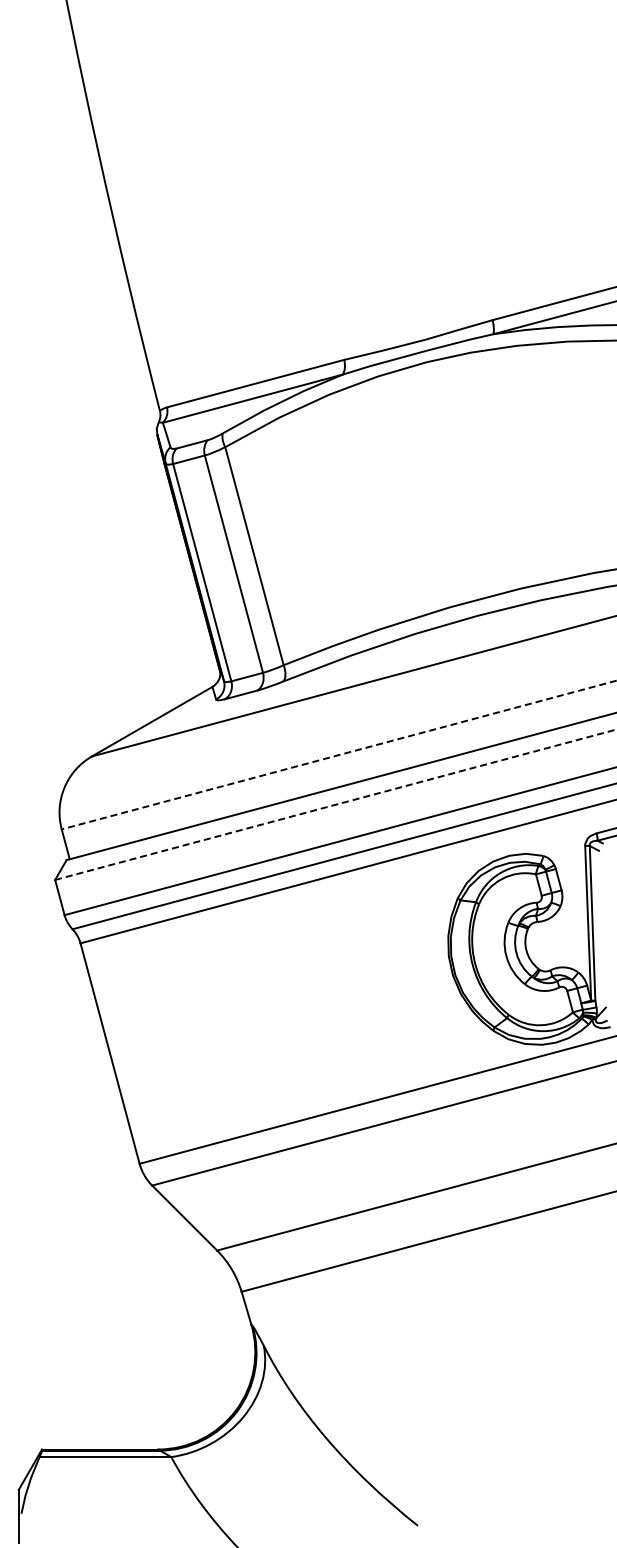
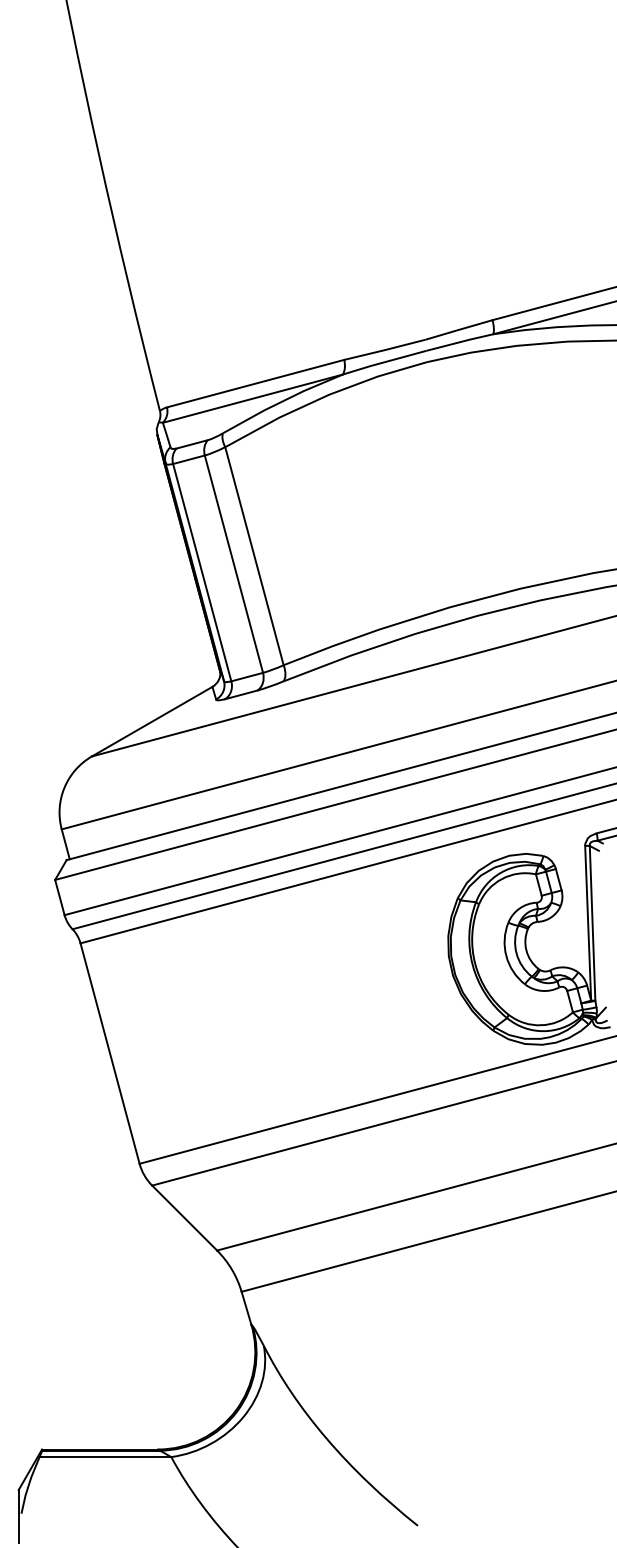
line: dashed -> solid (338, 755)
line: dashed -> solid (336, 804)
